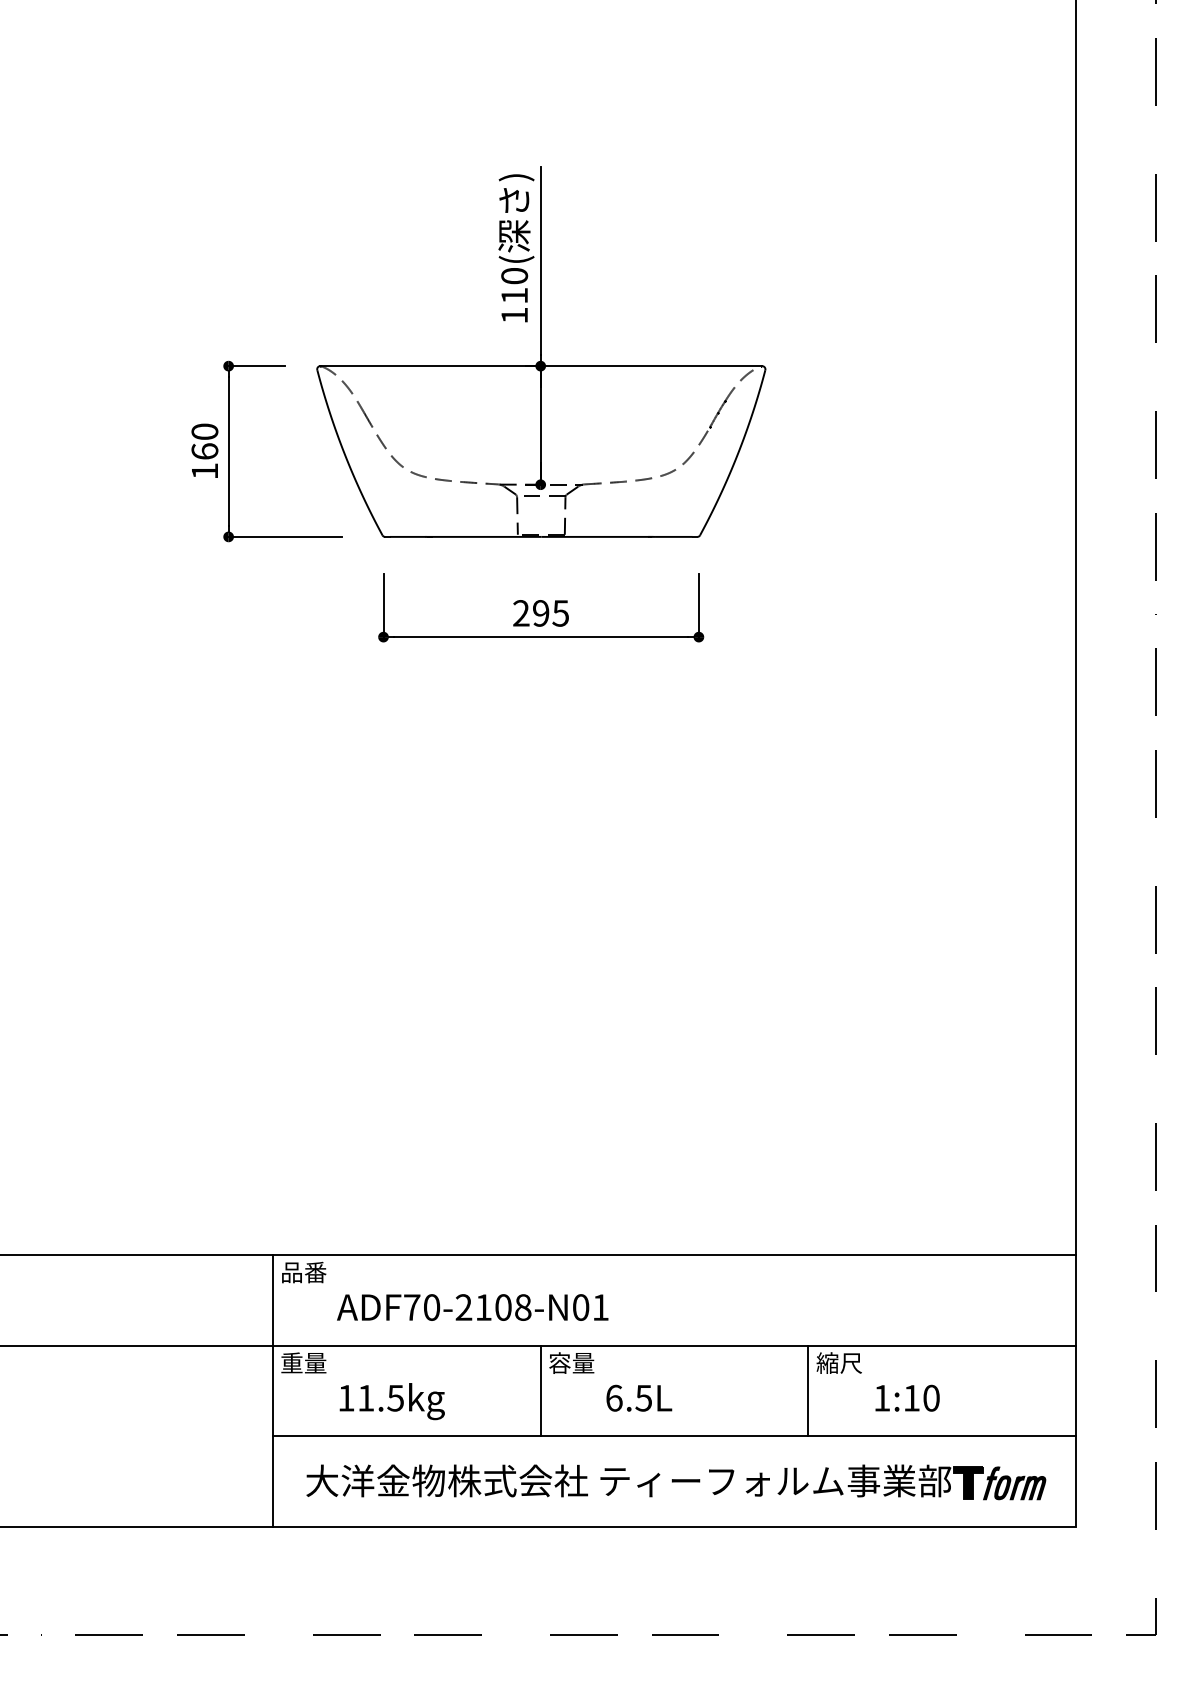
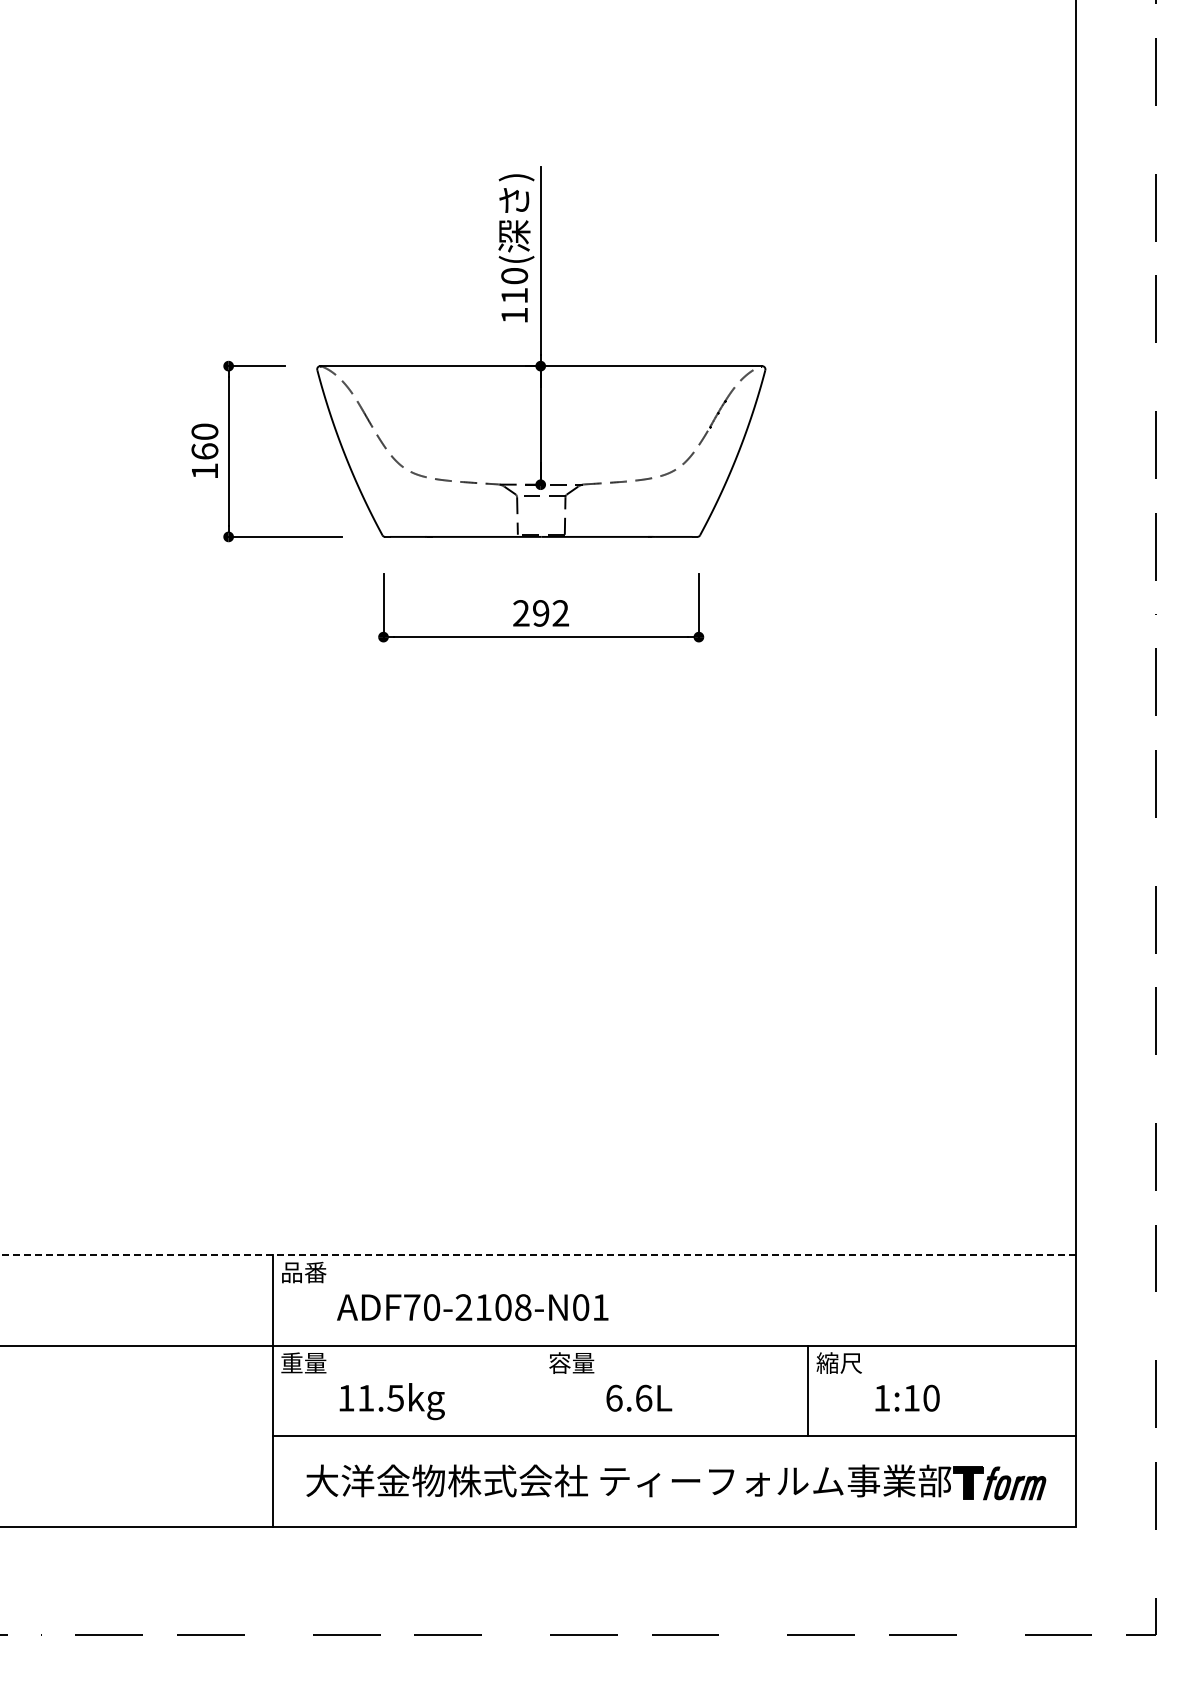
text: 295 -> 292 (560, 613)
line: solid -> dashed (538, 1255)
line: present -> none (540, 1390)
text: 6.5L -> 6.6L (643, 1397)
